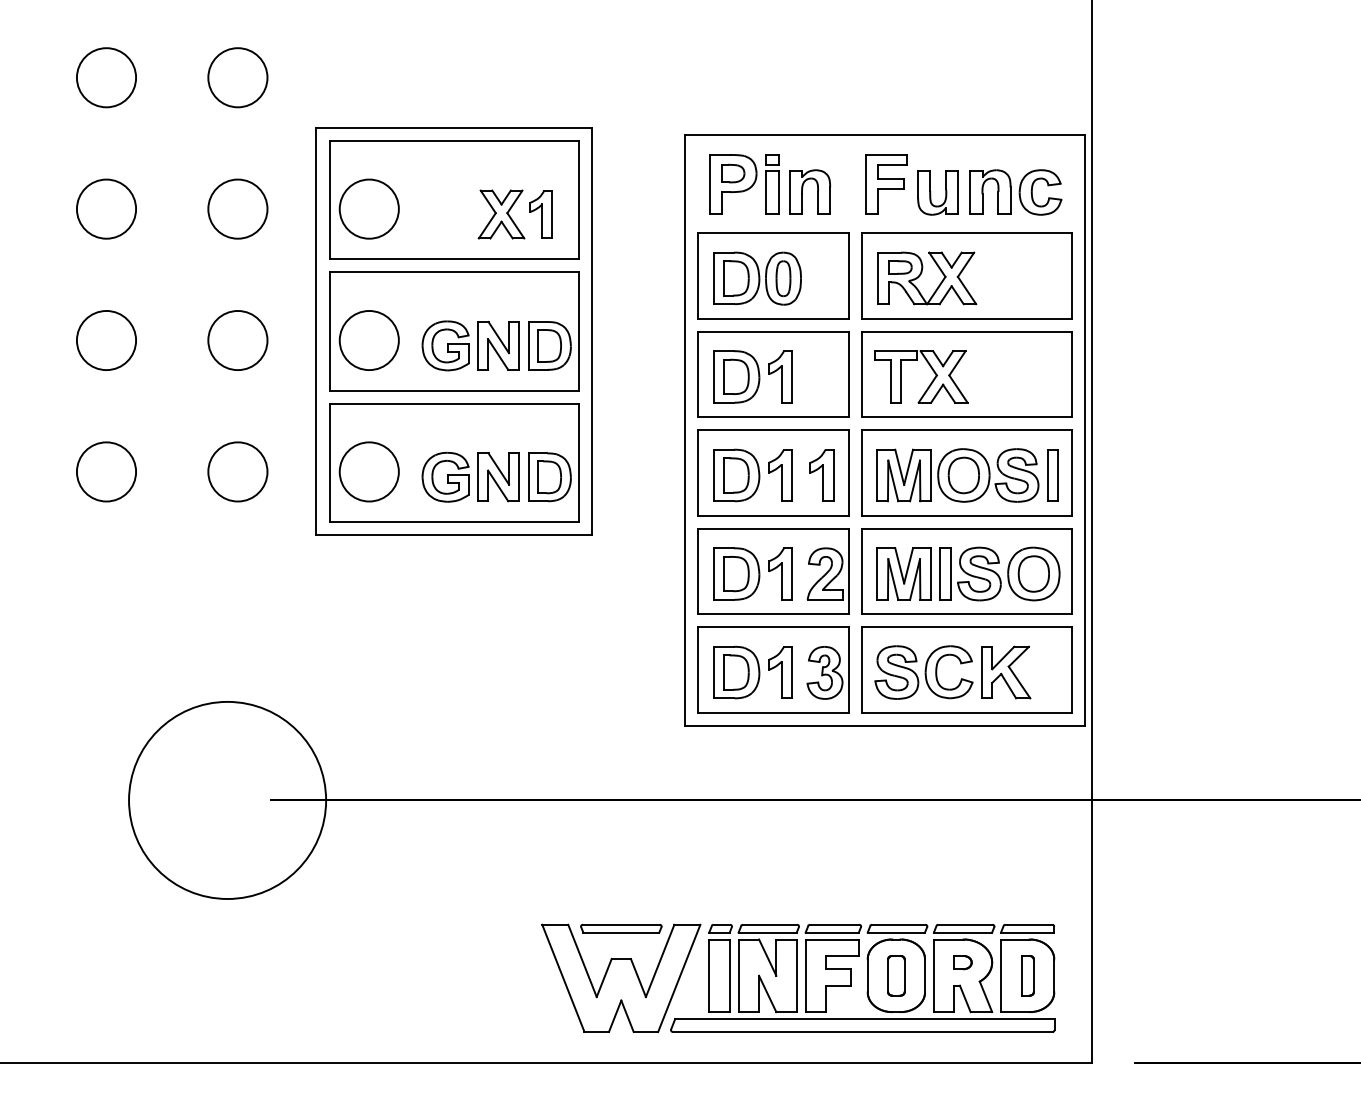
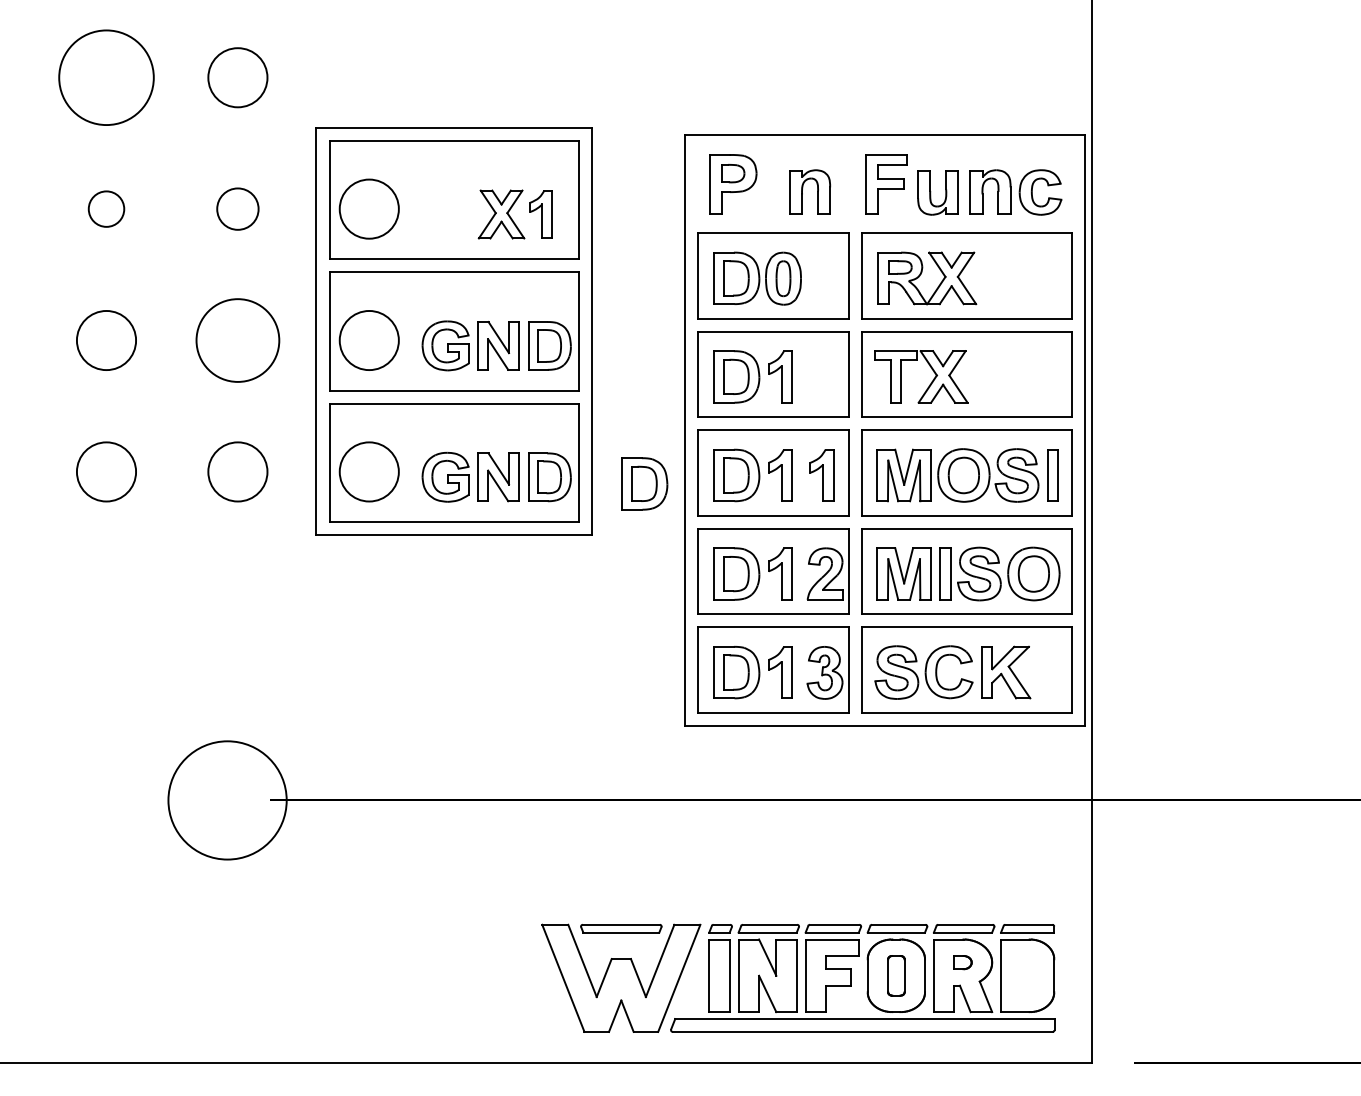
circle diameter: 59 px -> 95 px (106, 77)
part: present -> none (772, 184)
circle diameter: 59 px -> 35 px (106, 208)
circle diameter: 59 px -> 41 px (237, 208)
circle diameter: 59 px -> 83 px (237, 340)
part: none -> present (644, 483)
circle diameter: 197 px -> 118 px (227, 800)
part: present -> none (1027, 975)
